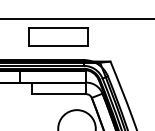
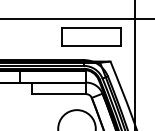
part position: (58, 36) -> (91, 36) (91, 36)
line: none -> present (135, 64)
